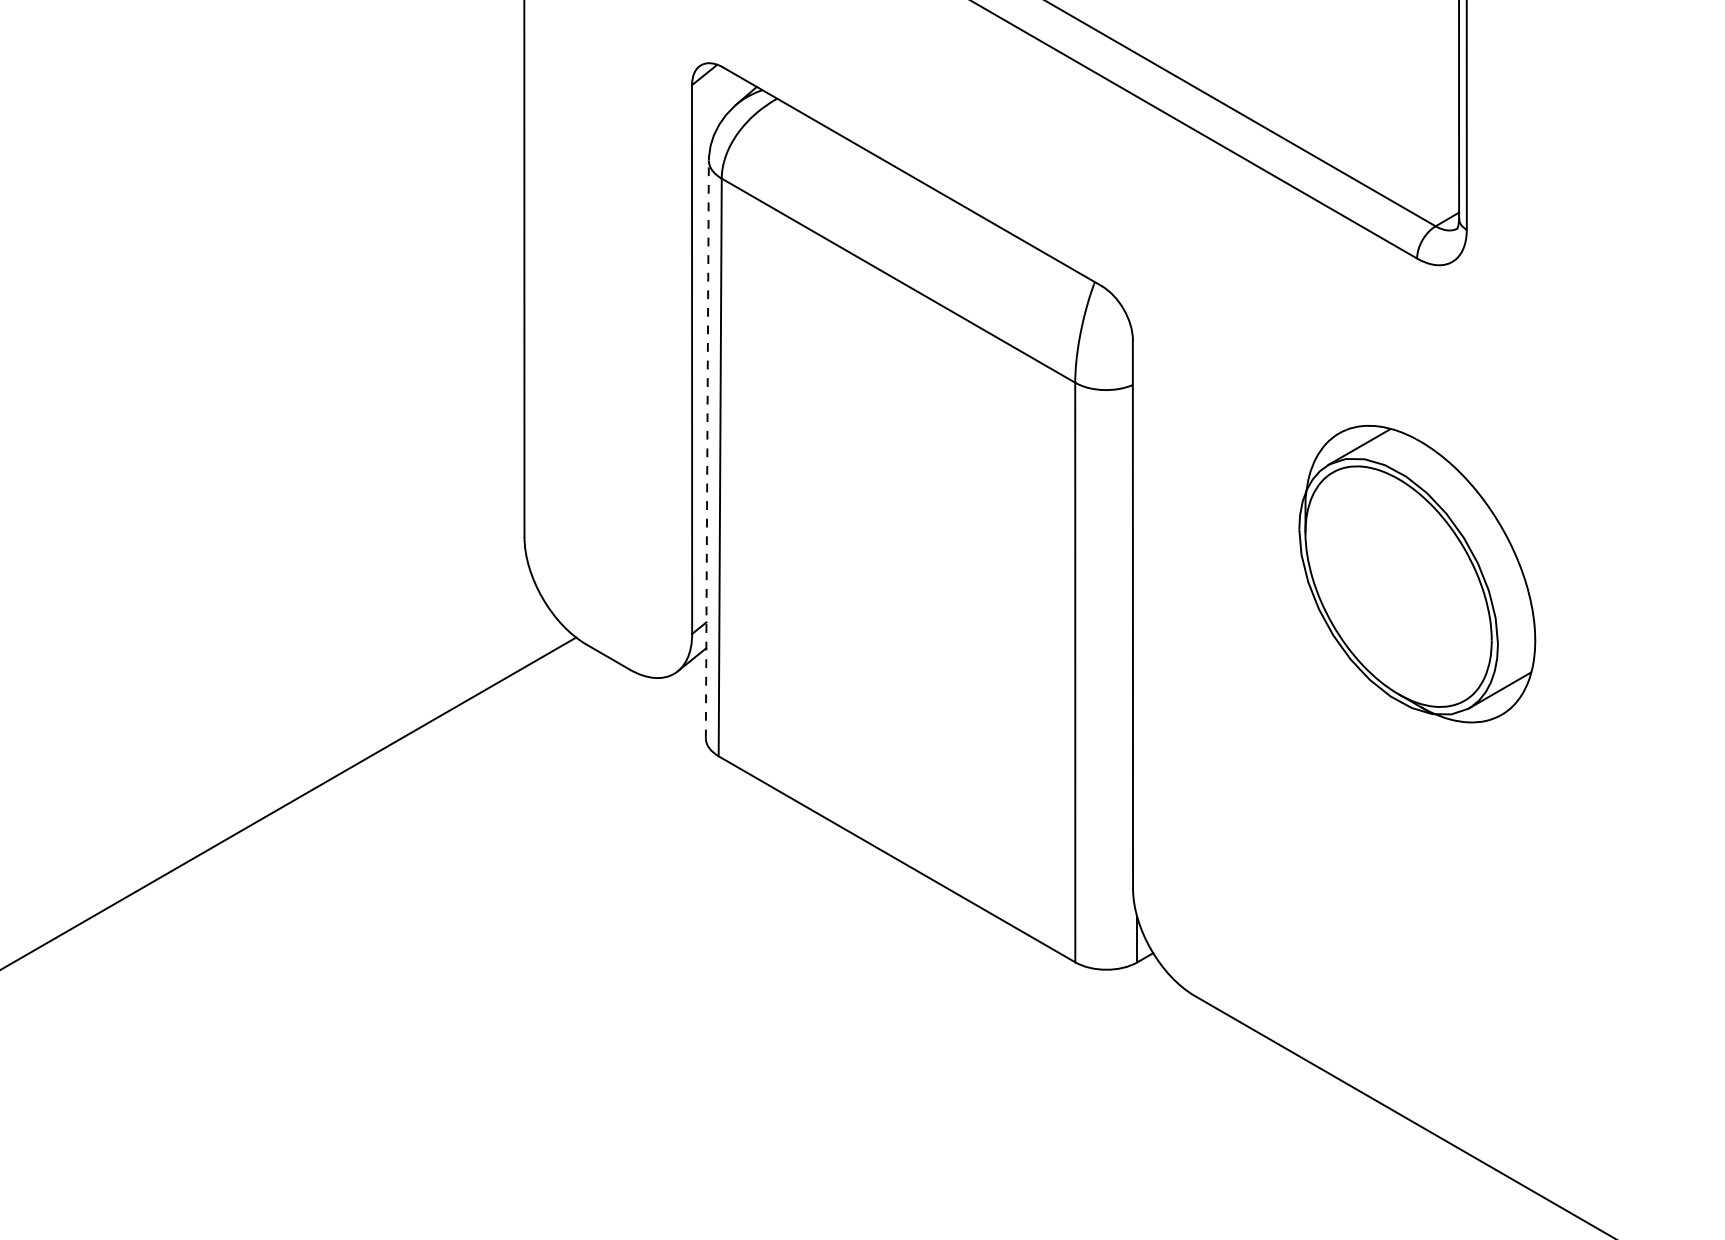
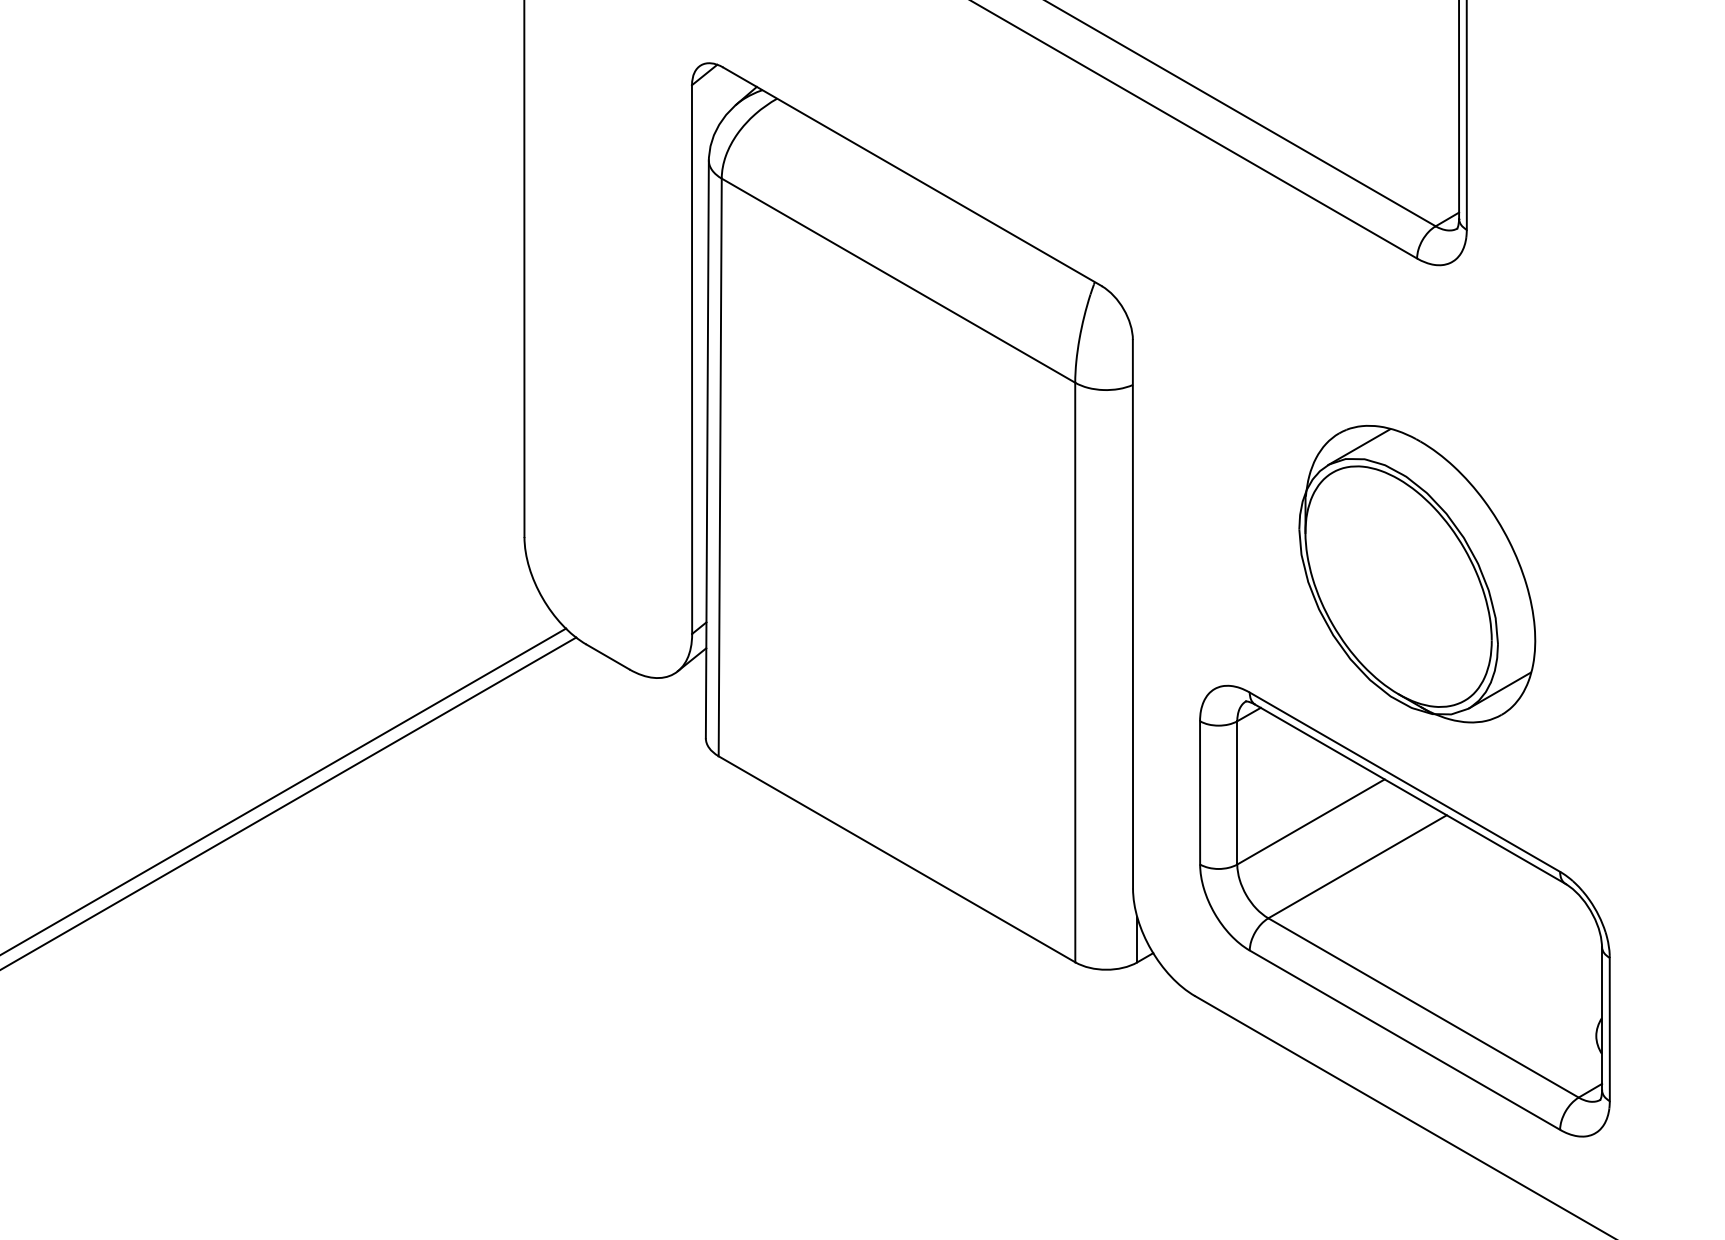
line: dashed -> solid (707, 449)
line: none -> present (284, 791)
part: none -> present (1404, 910)
